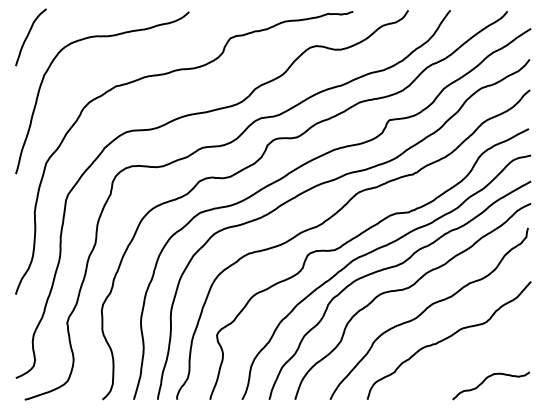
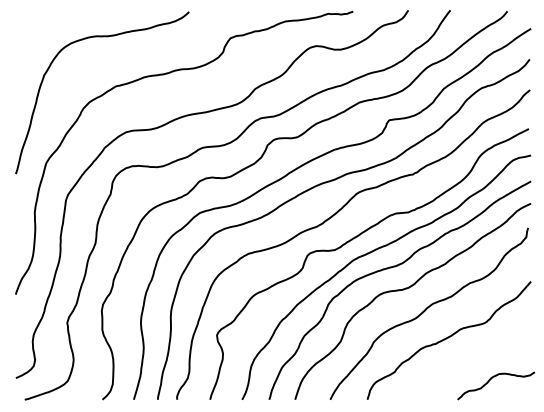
curve: present -> none (28, 36)
curve position: (486, 379) -> (491, 379) (491, 379)
